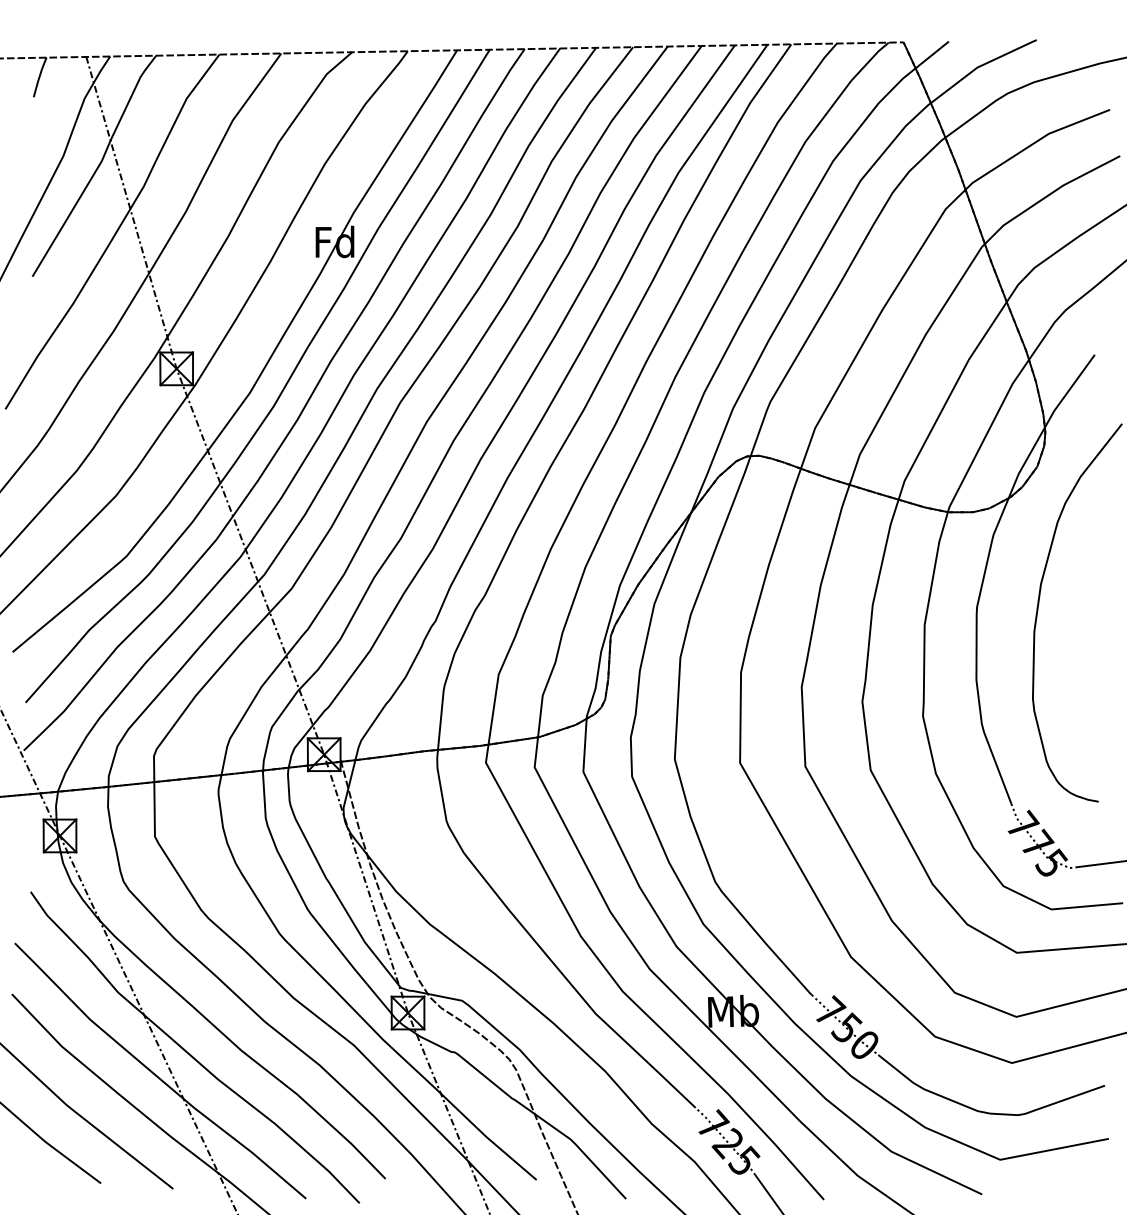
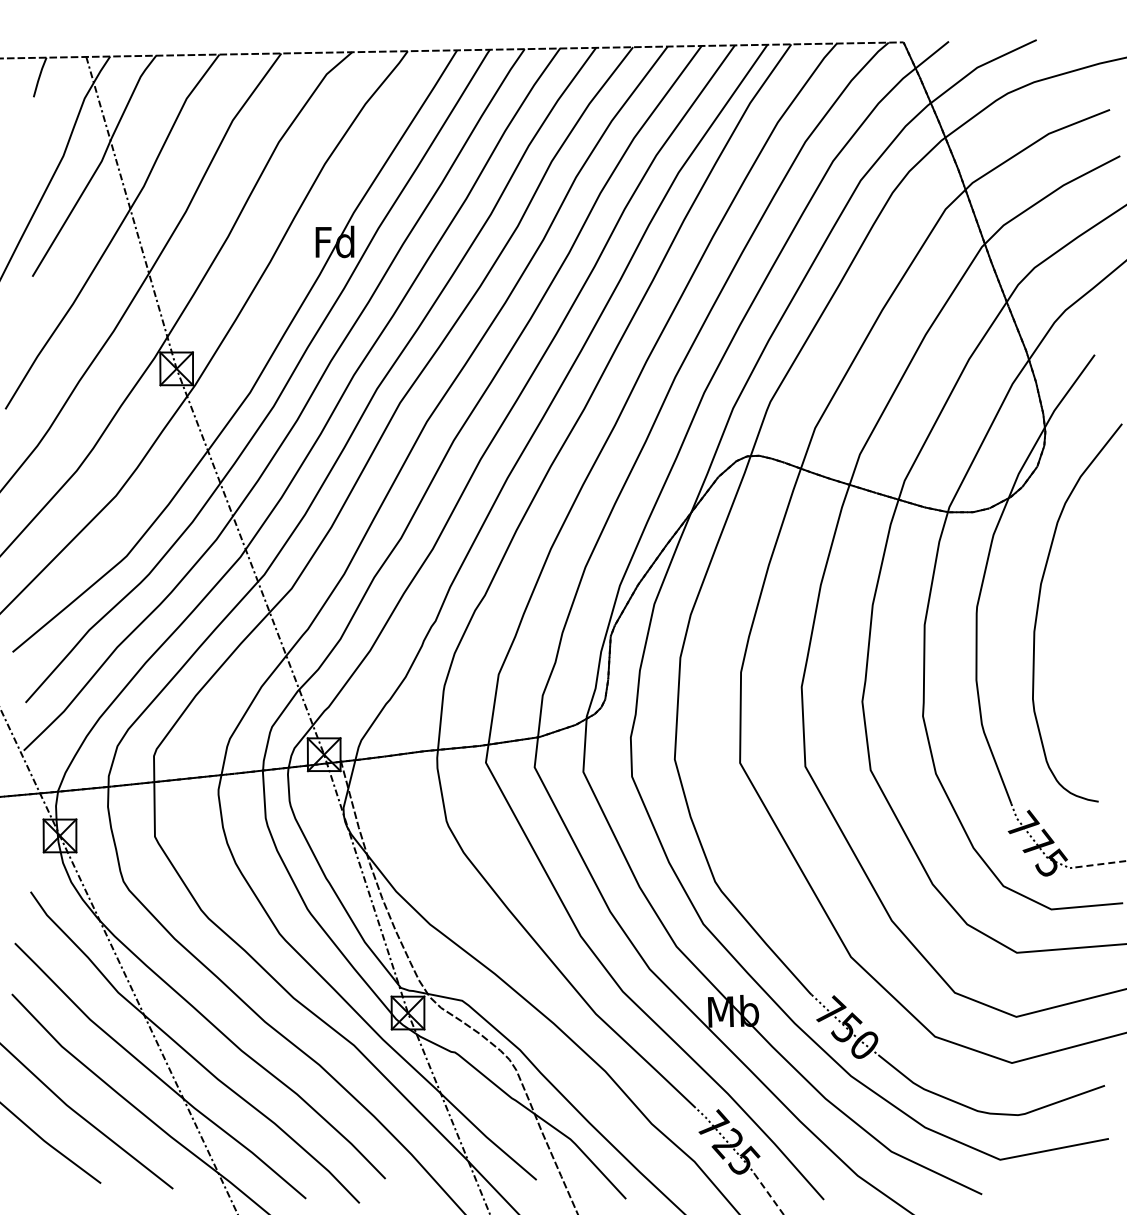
line: solid -> dashed (1100, 864)
line: solid -> dashed (769, 1194)
